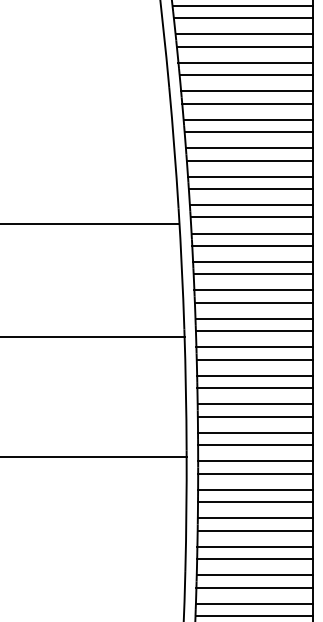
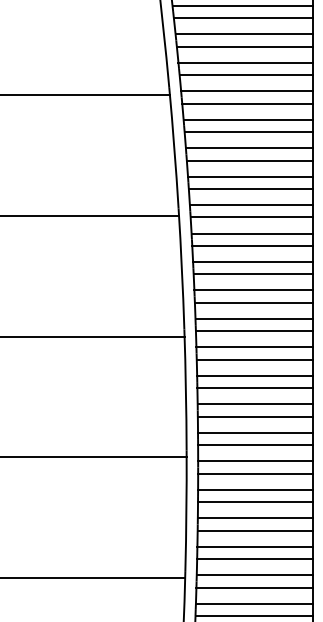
line: none -> present (85, 95)
line position: (90, 223) -> (90, 215) (90, 215)
line: none -> present (93, 578)
